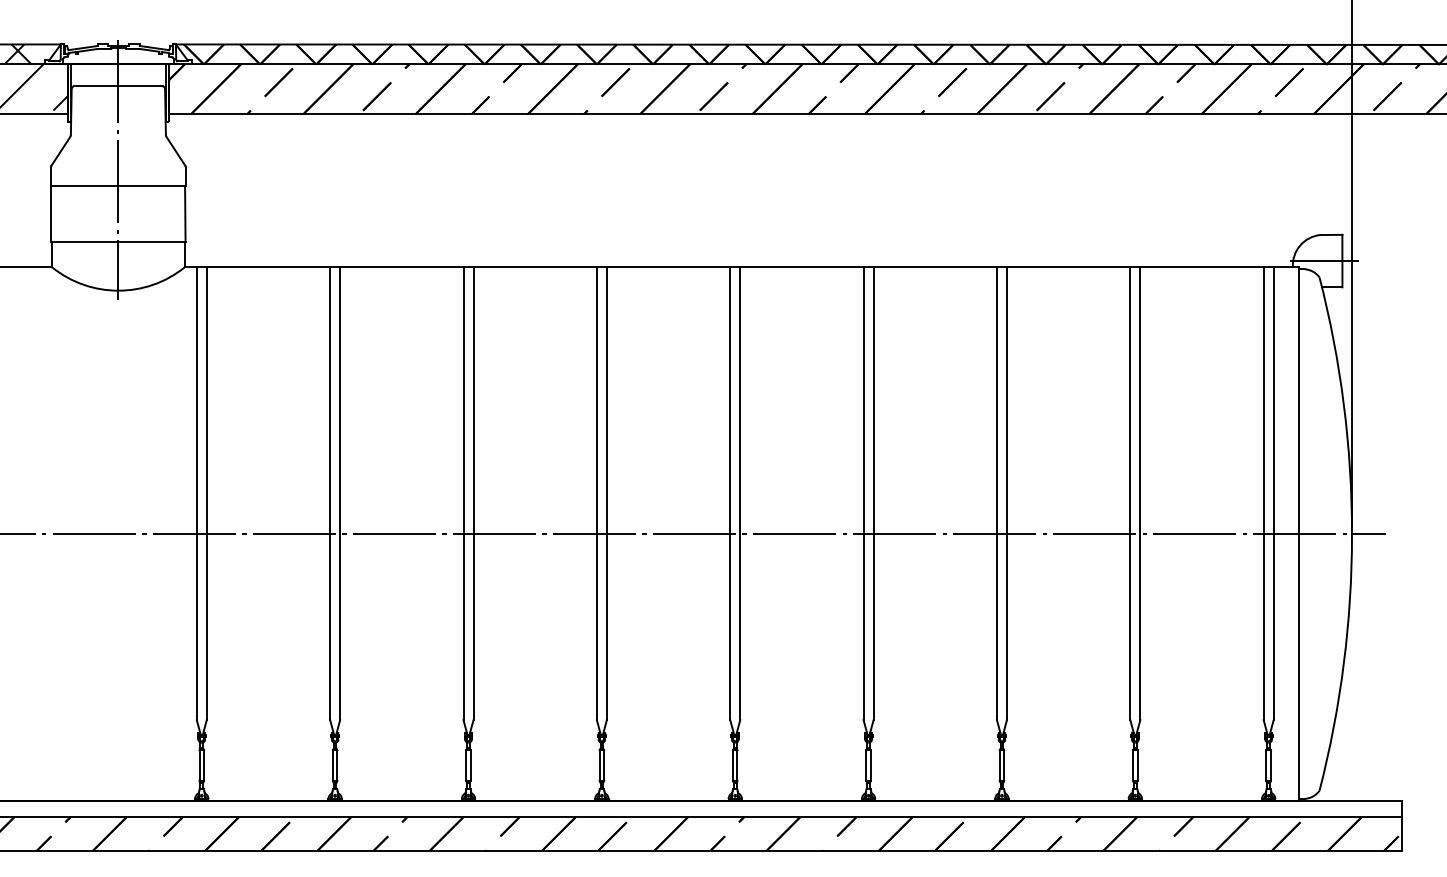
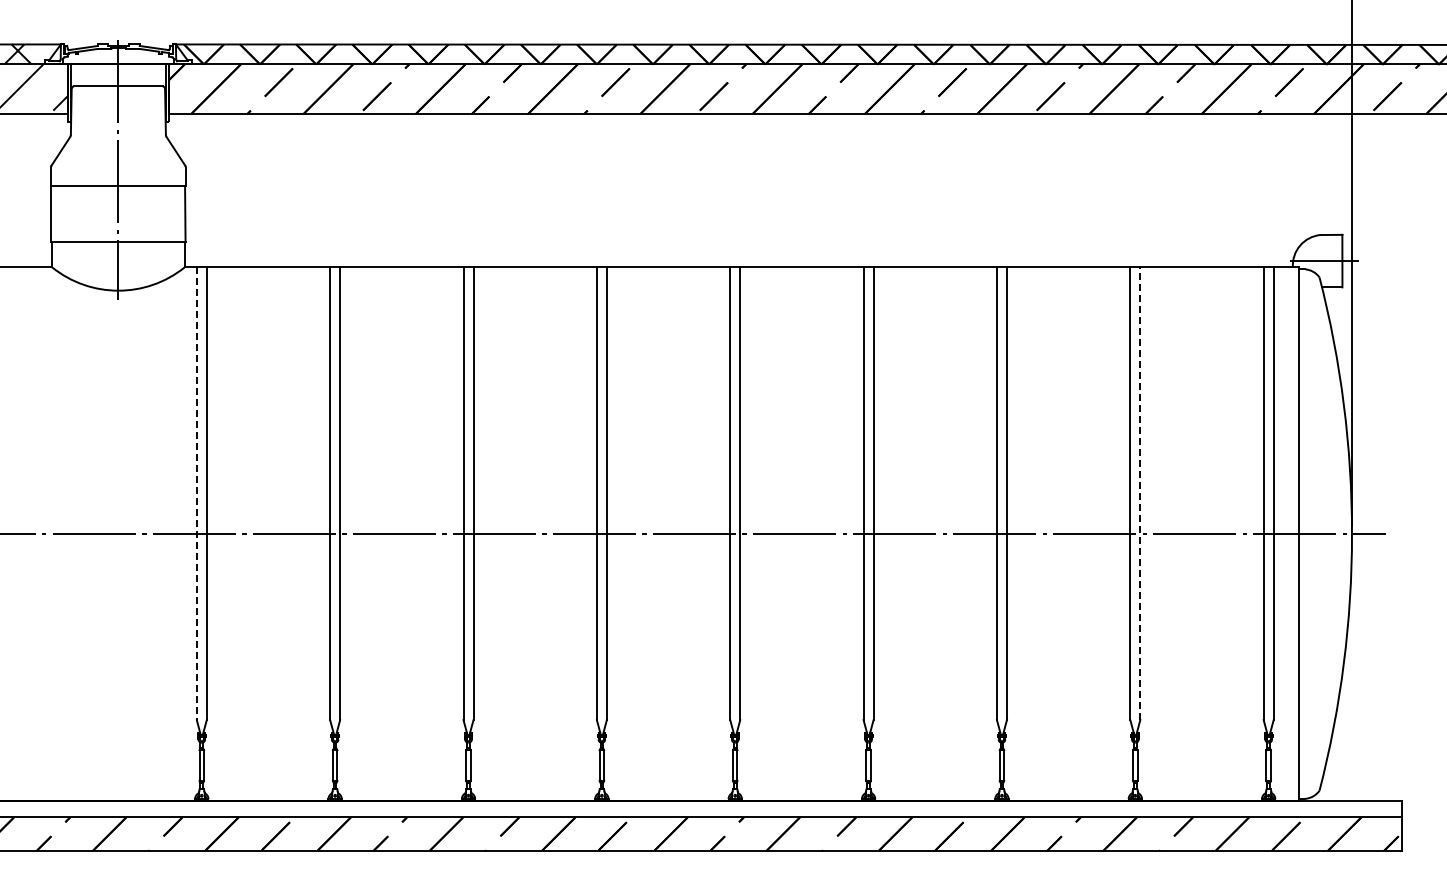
line: solid -> dashed (1140, 493)
line: solid -> dashed (196, 494)
